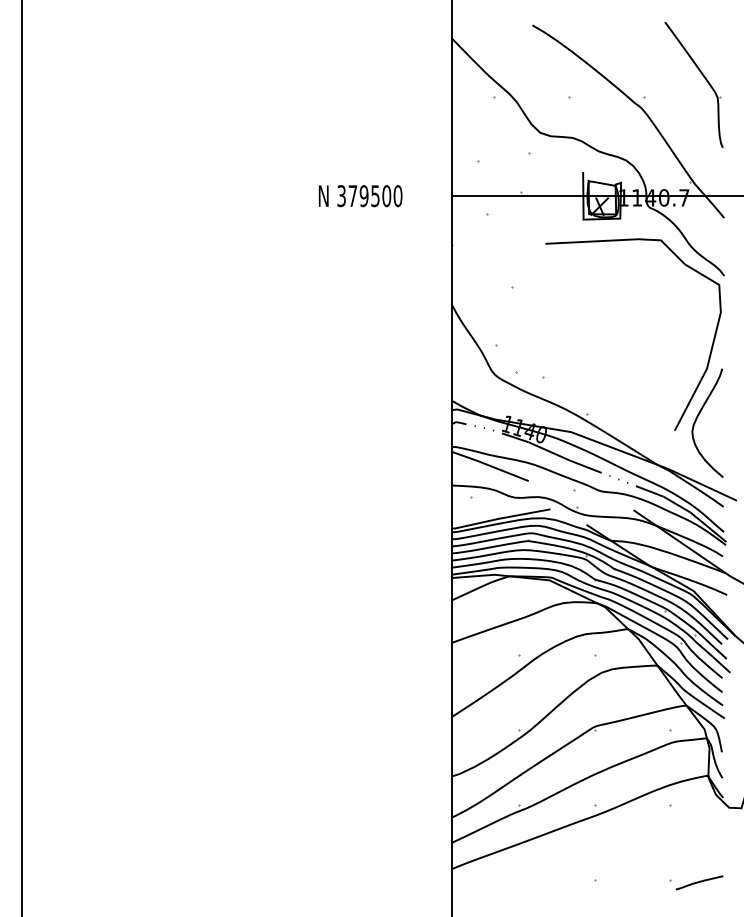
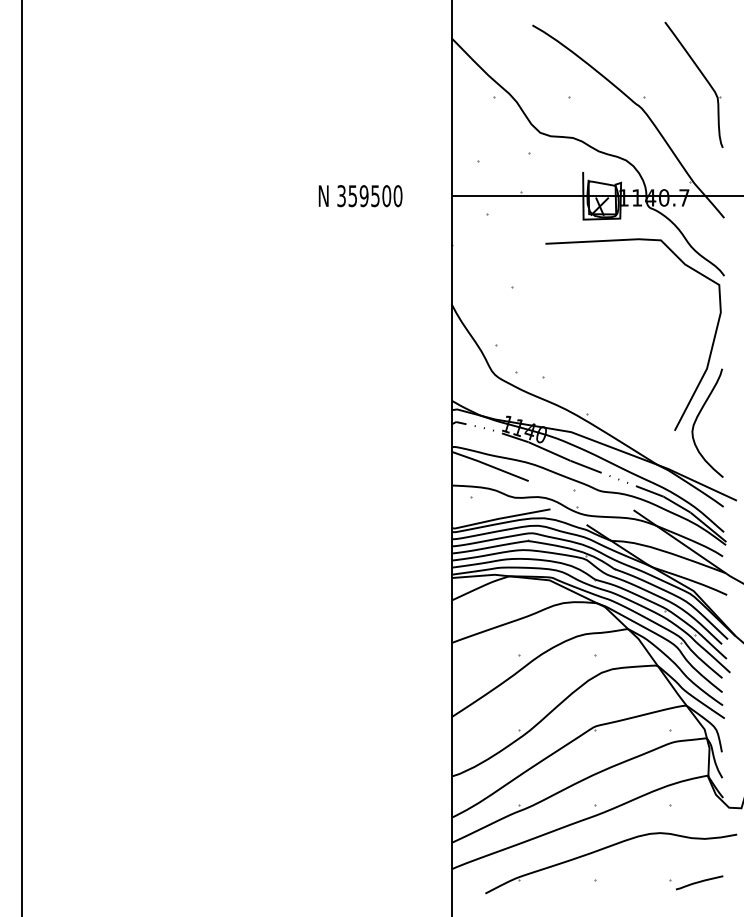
text: 379500 -> 359500 (352, 196)
part: none -> present (607, 848)
